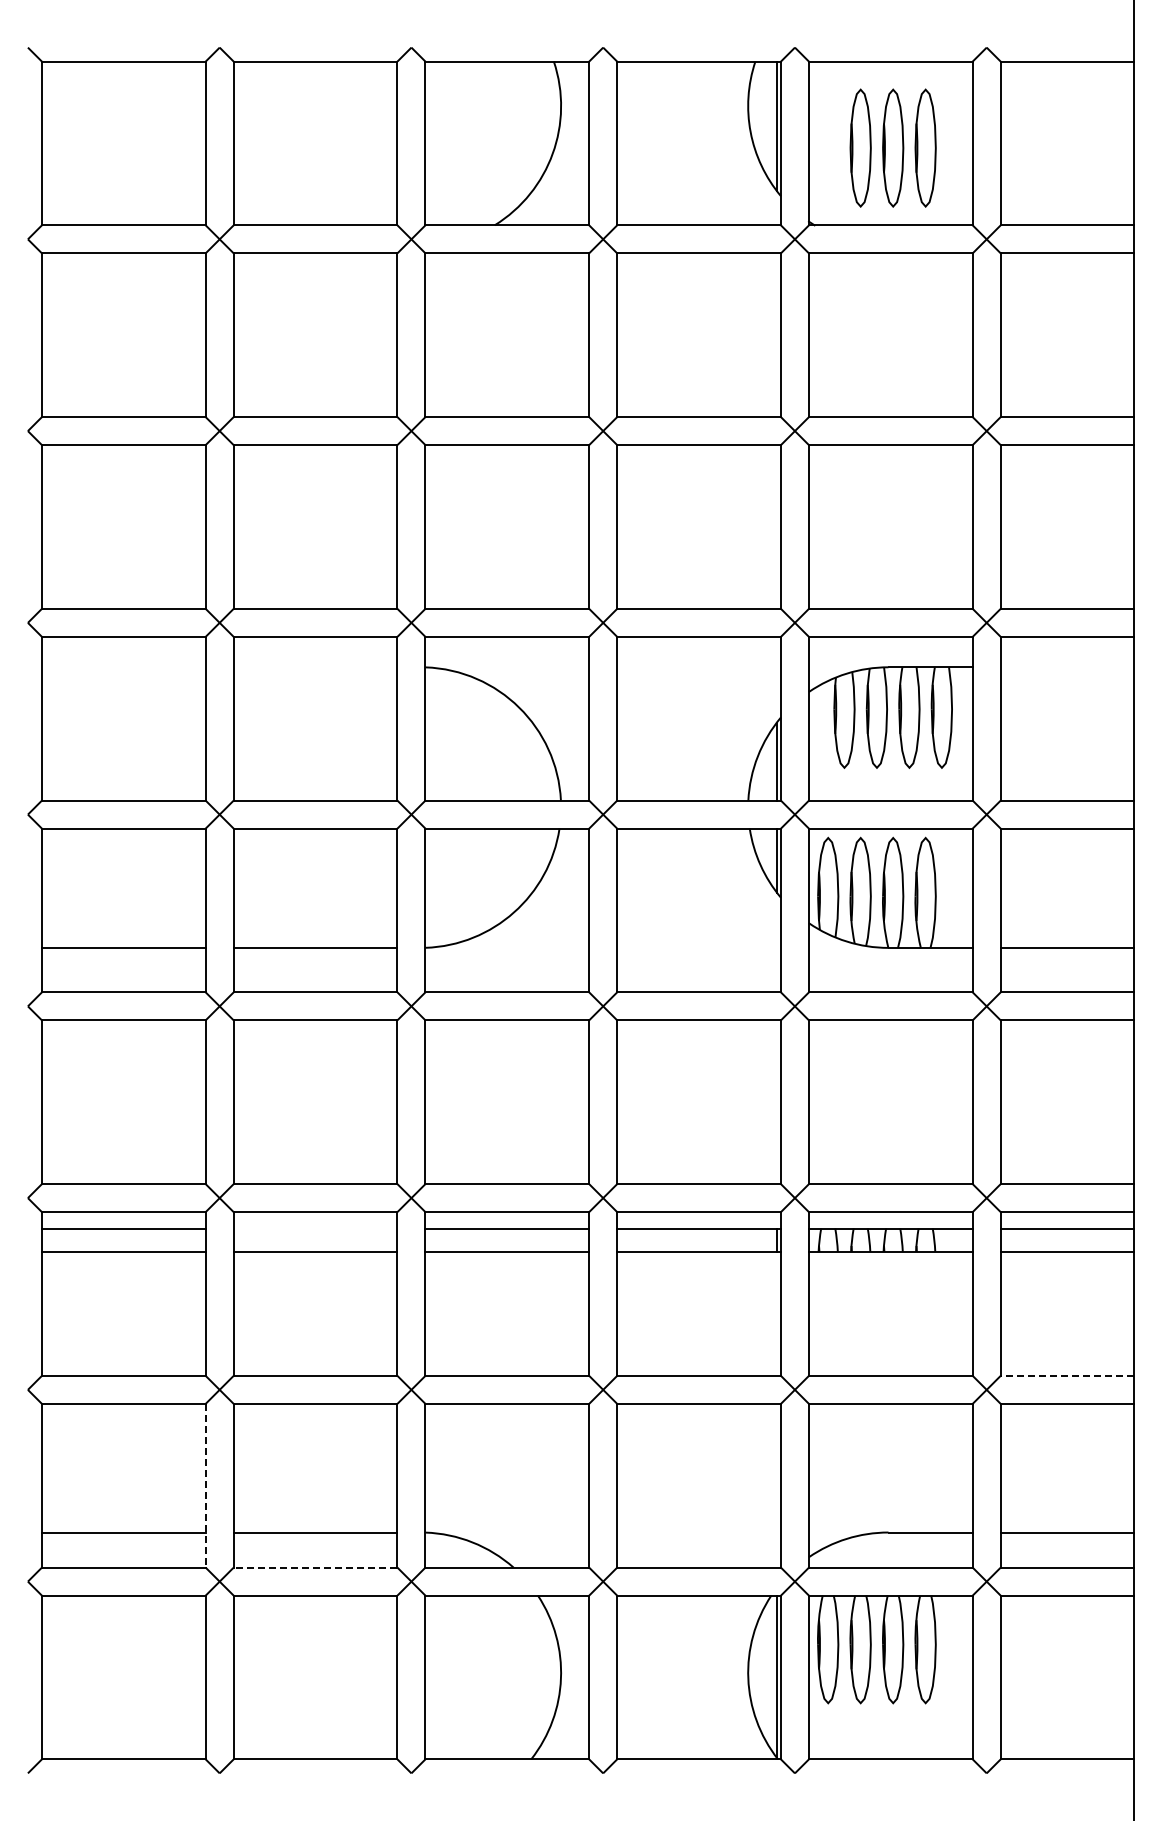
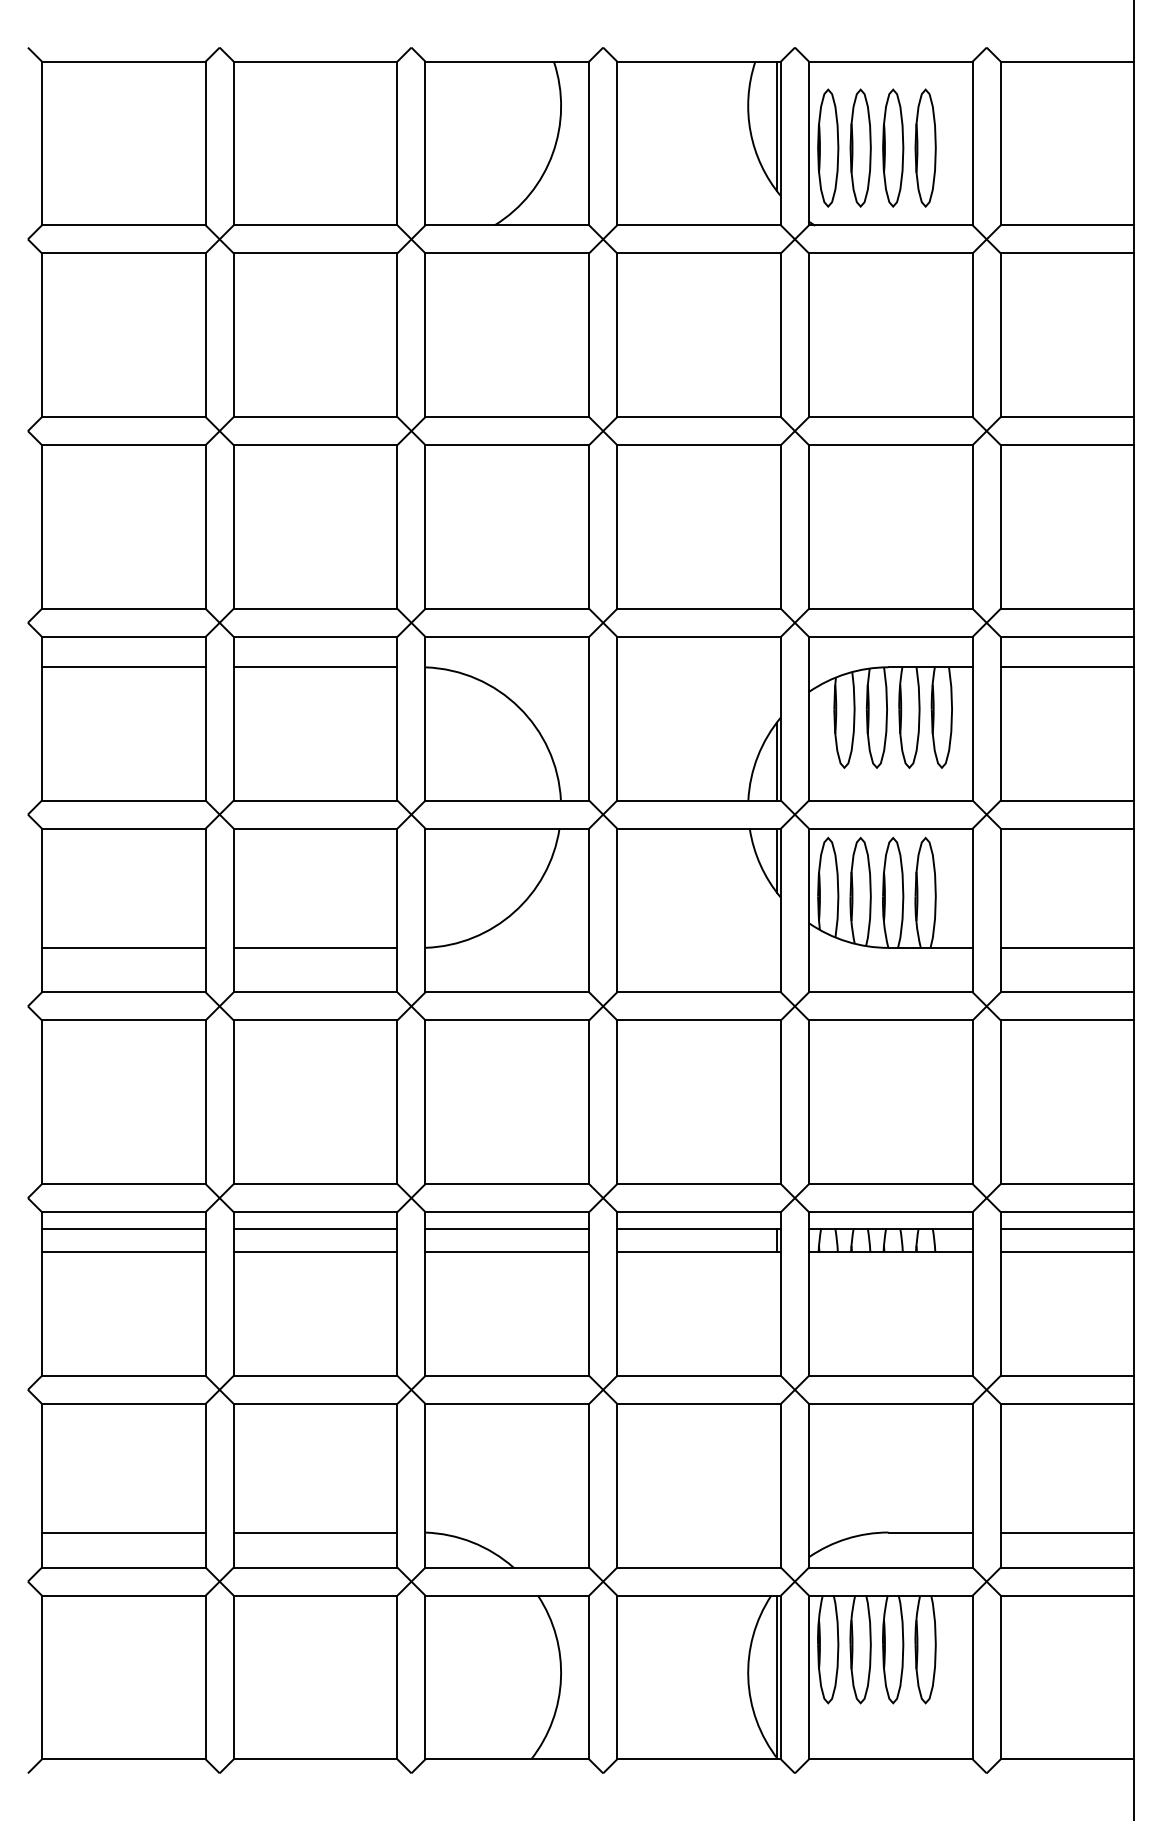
part: none -> present (828, 147)
line: none -> present (123, 667)
line: none -> present (315, 667)
line: none -> present (1067, 667)
line: none -> present (315, 1228)
line: dashed -> solid (1067, 1375)
line: dashed -> solid (205, 1485)
line: dashed -> solid (315, 1567)
